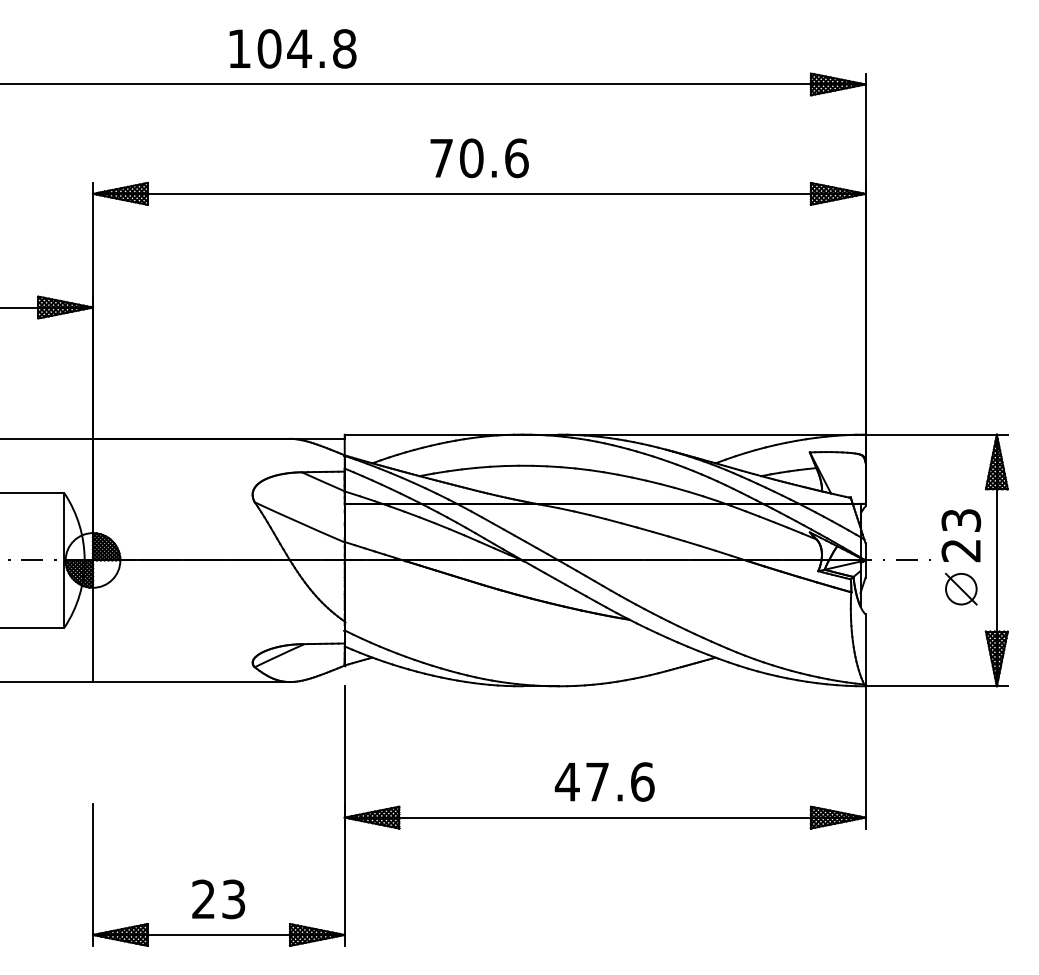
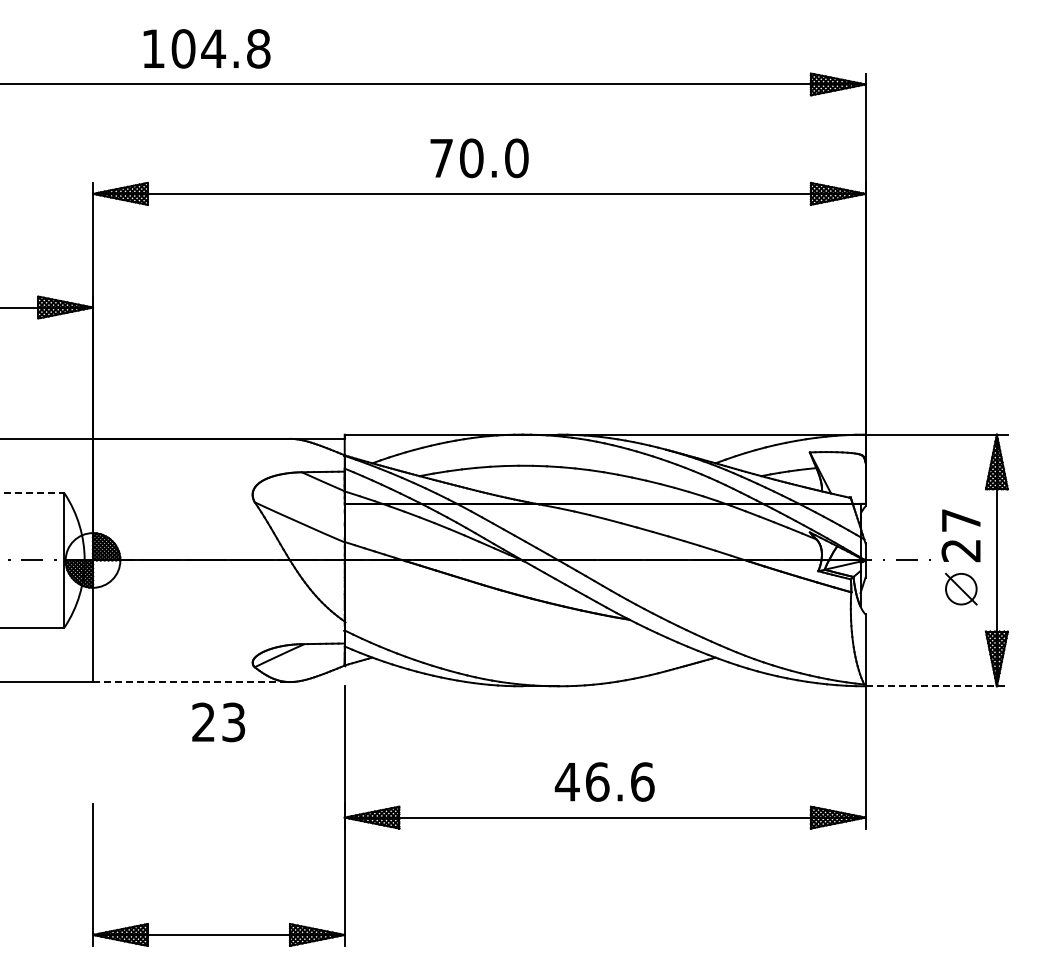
text position: (292, 48) -> (206, 48) (206, 48)
text: 70.6 -> 70.0 (516, 157)
line: solid -> dashed (32, 493)
text: 23 -> 27 (961, 520)
line: solid -> dashed (191, 682)
line: solid -> dashed (937, 686)
text: 47.6 -> 46.6 (597, 781)
text position: (218, 899) -> (218, 722) (218, 722)
